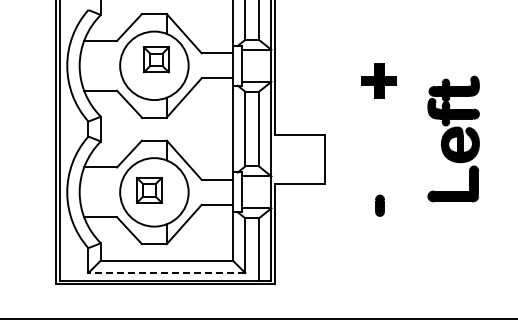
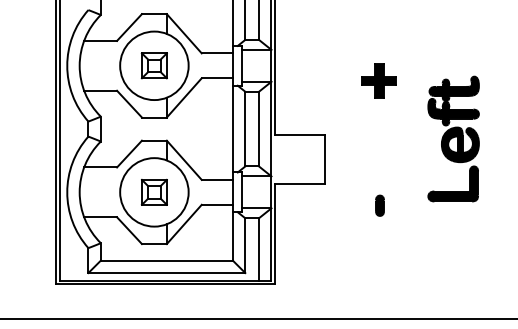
part position: (155, 59) -> (153, 65) (153, 65)
part position: (148, 189) -> (153, 191) (153, 191)
line: dashed -> solid (166, 273)
